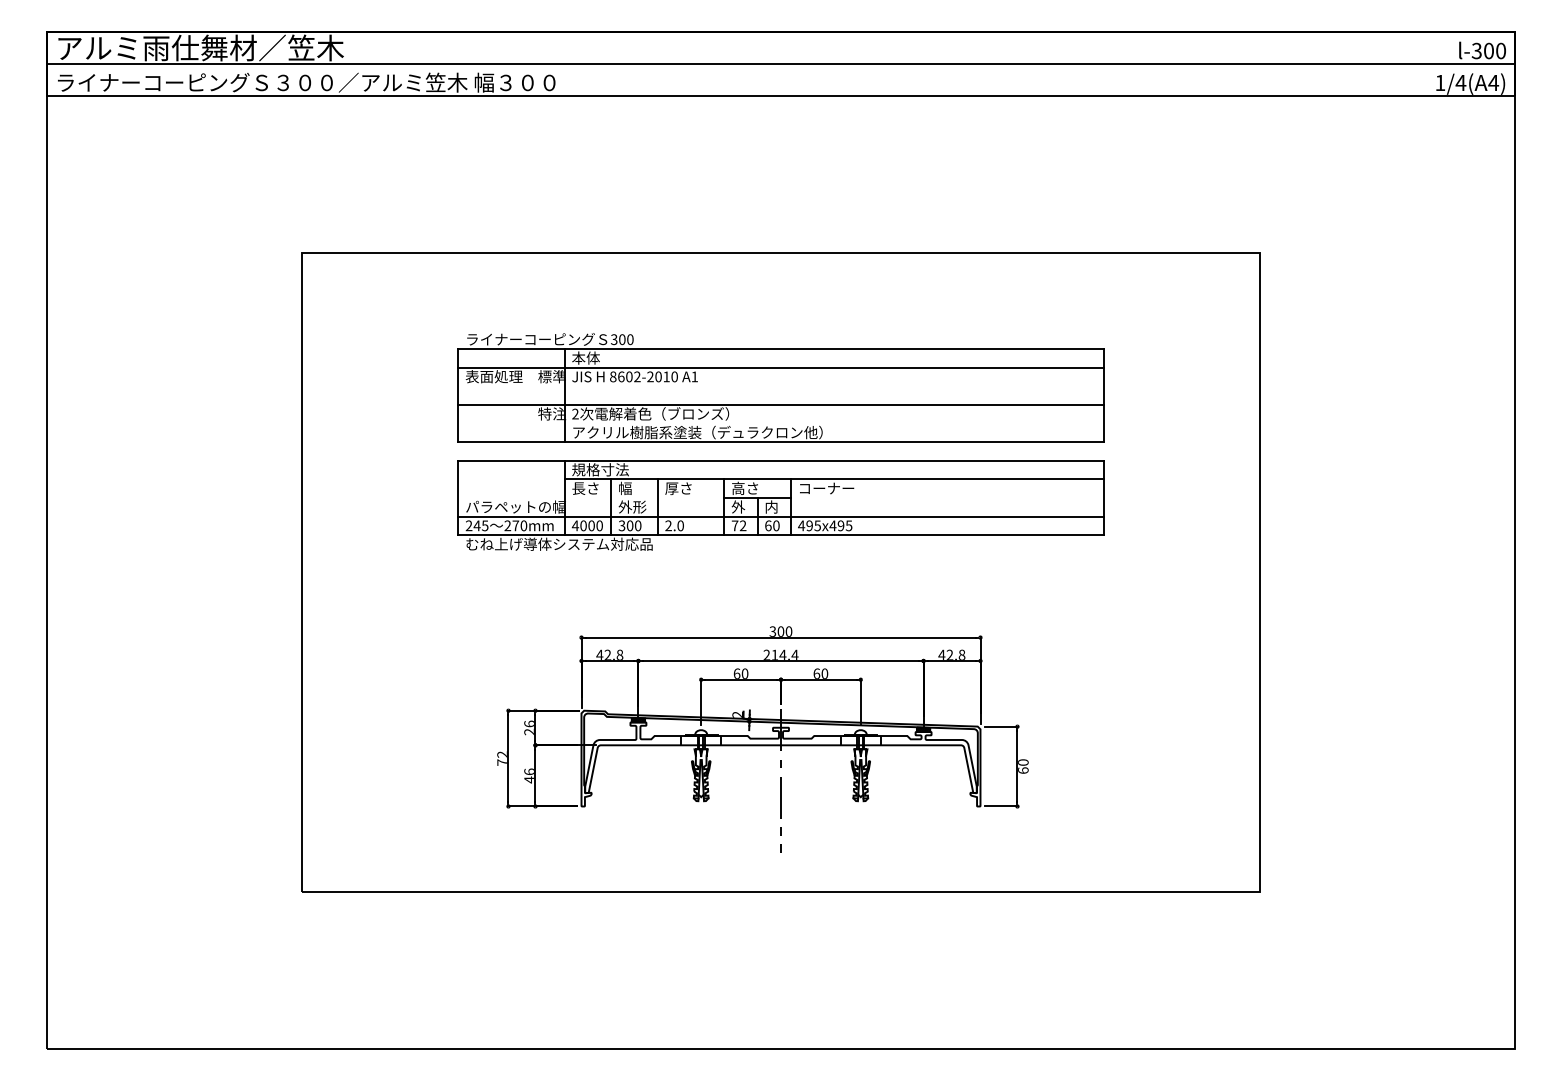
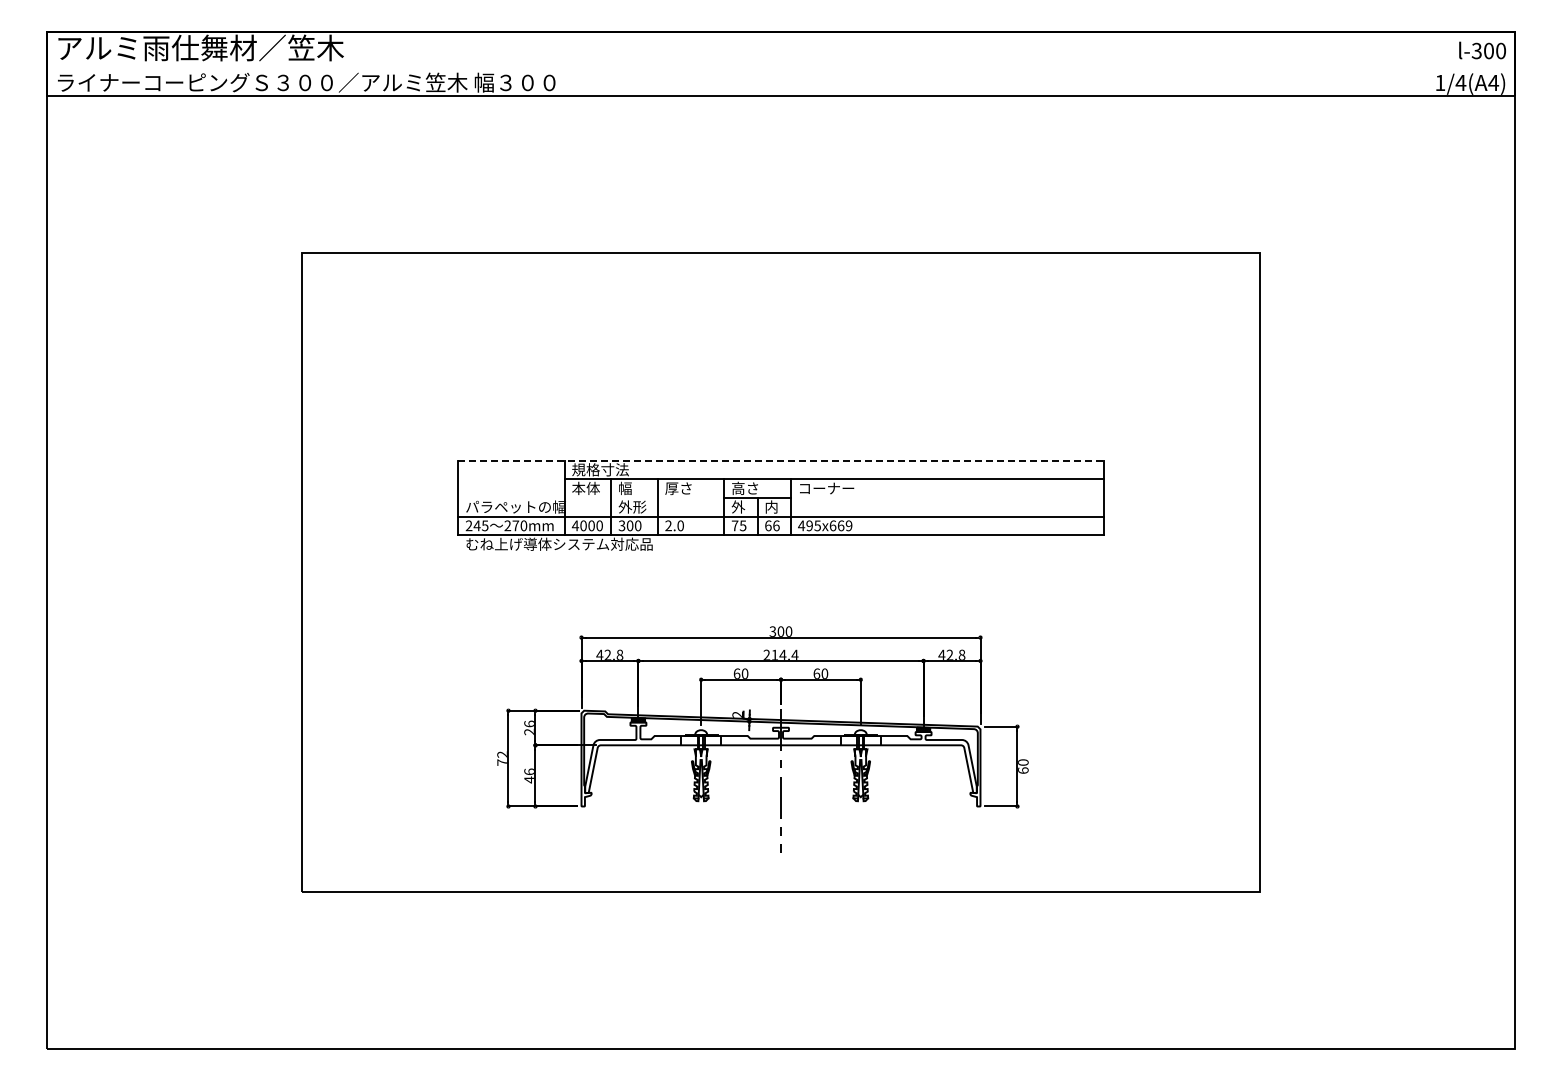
line: present -> none (780, 64)
part: present -> none (780, 387)
line: solid -> dashed (781, 460)
text: 長さ -> 本体 (585, 487)
text: 72 -> 75 (742, 525)
text: 60 -> 66 (776, 525)
text: 495x495 -> 495x669 (840, 525)
